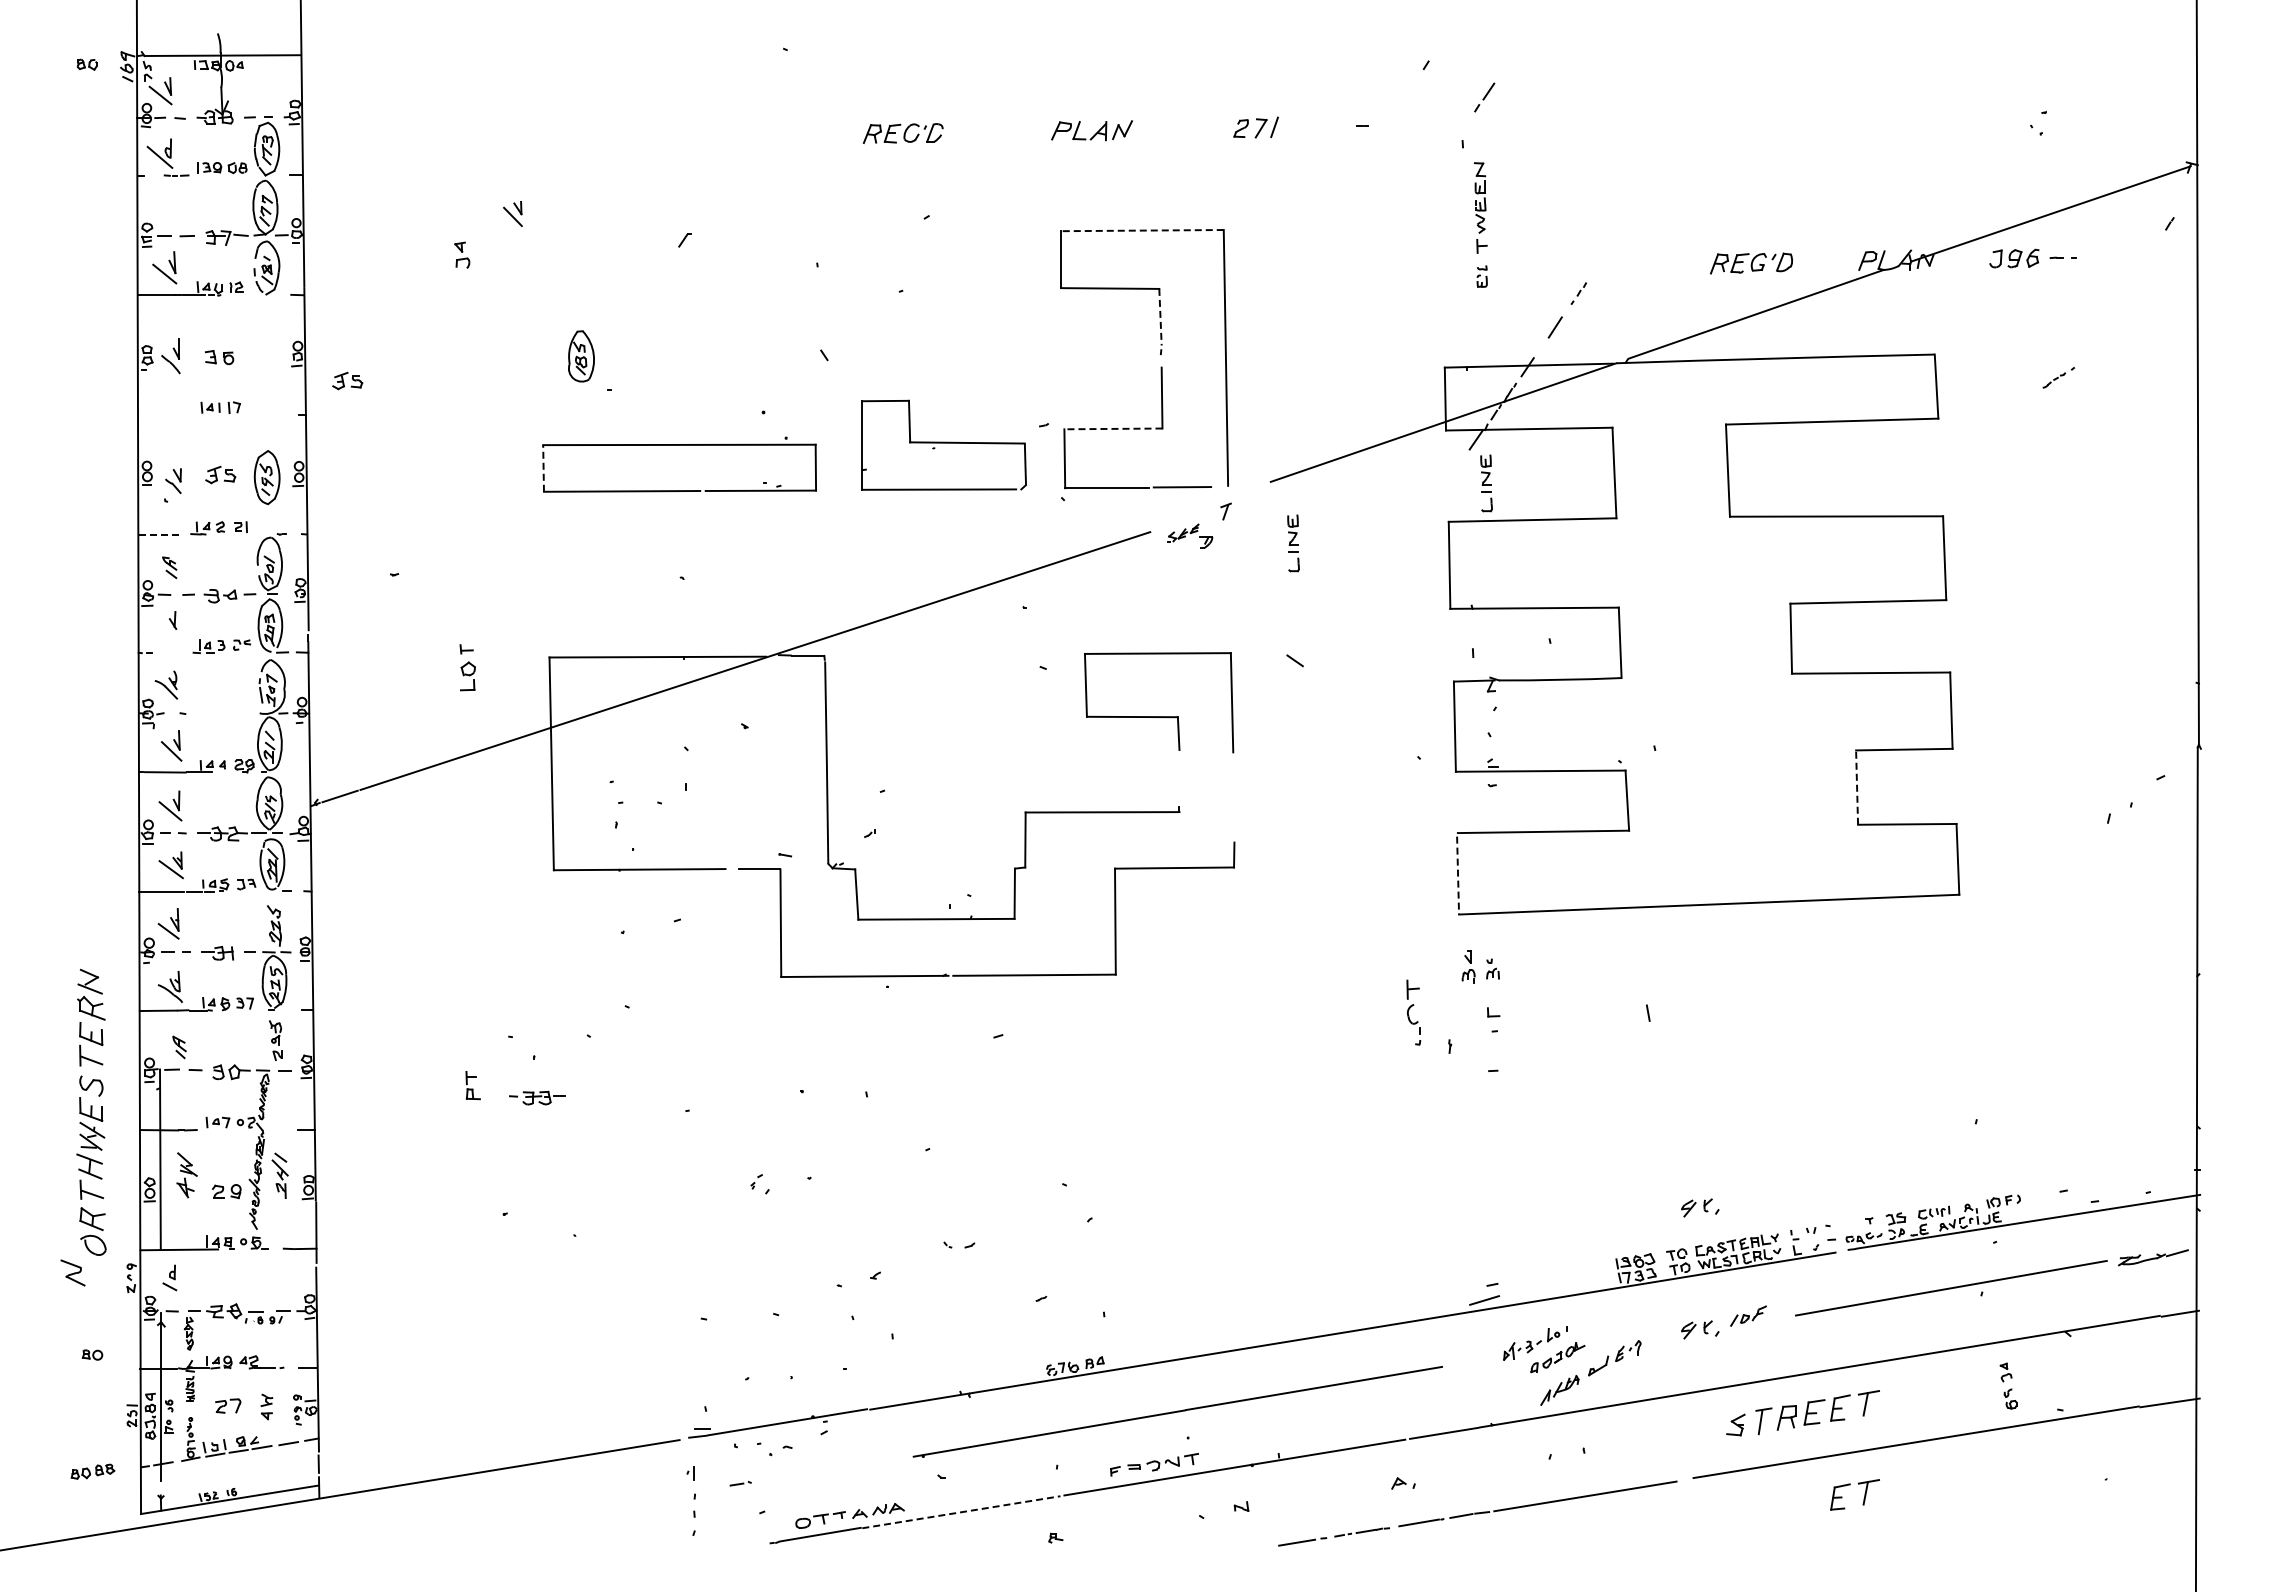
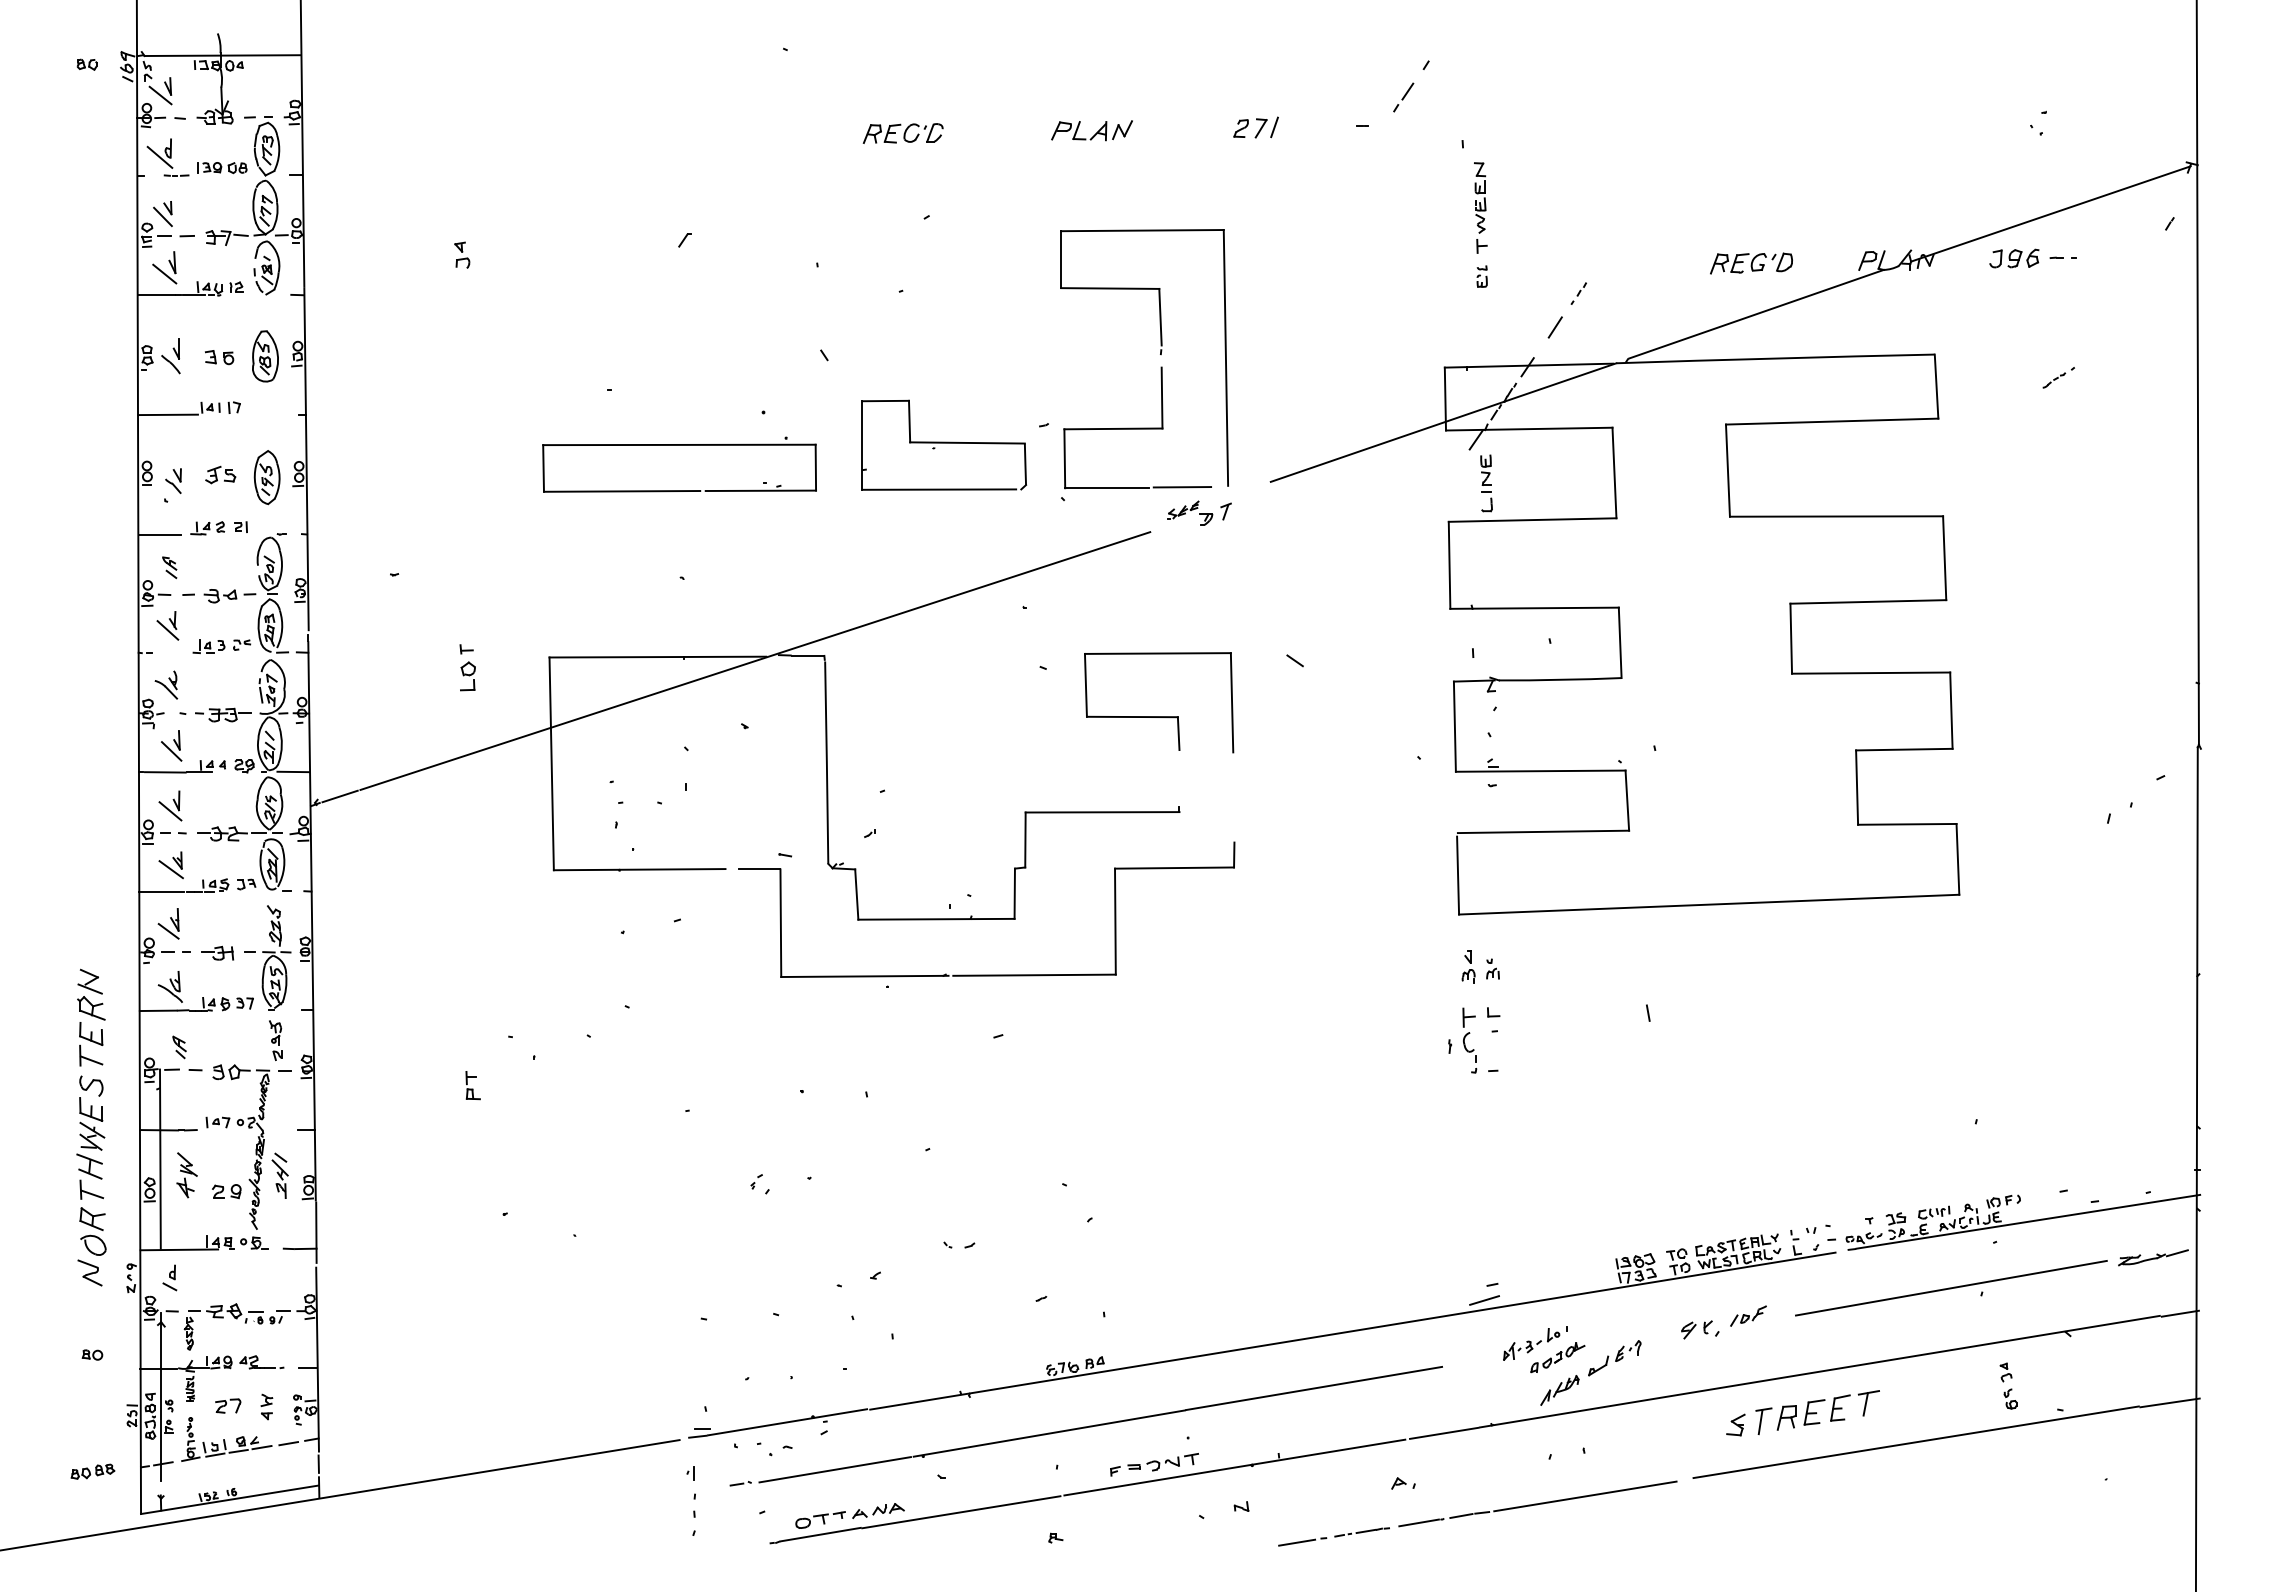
line position: (1484, 97) -> (1403, 97) (1403, 97)
part position: (512, 214) -> (162, 214) (162, 214)
line: dashed -> solid (1142, 230)
line: dashed -> solid (1160, 317)
part position: (581, 356) -> (265, 356) (265, 356)
part: present -> none (347, 380)
line: none -> present (167, 414)
line: dashed -> solid (1112, 428)
line: dashed -> solid (543, 467)
line: dashed -> solid (160, 534)
part position: (1190, 535) -> (1190, 512) (1190, 512)
part: present -> none (1293, 543)
line: none -> present (167, 630)
line: none -> present (293, 771)
line: dashed -> solid (1857, 787)
line: dashed -> solid (1458, 875)
part position: (1413, 1012) -> (1469, 1040) (1469, 1040)
part position: (537, 1097) -> (223, 714) (223, 714)
part: present -> none (1700, 1207)
part position: (72, 1272) -> (89, 1272) (89, 1272)
line: none -> present (834, 1469)
part: present -> none (1850, 1485)
line: dashed -> solid (961, 1512)
